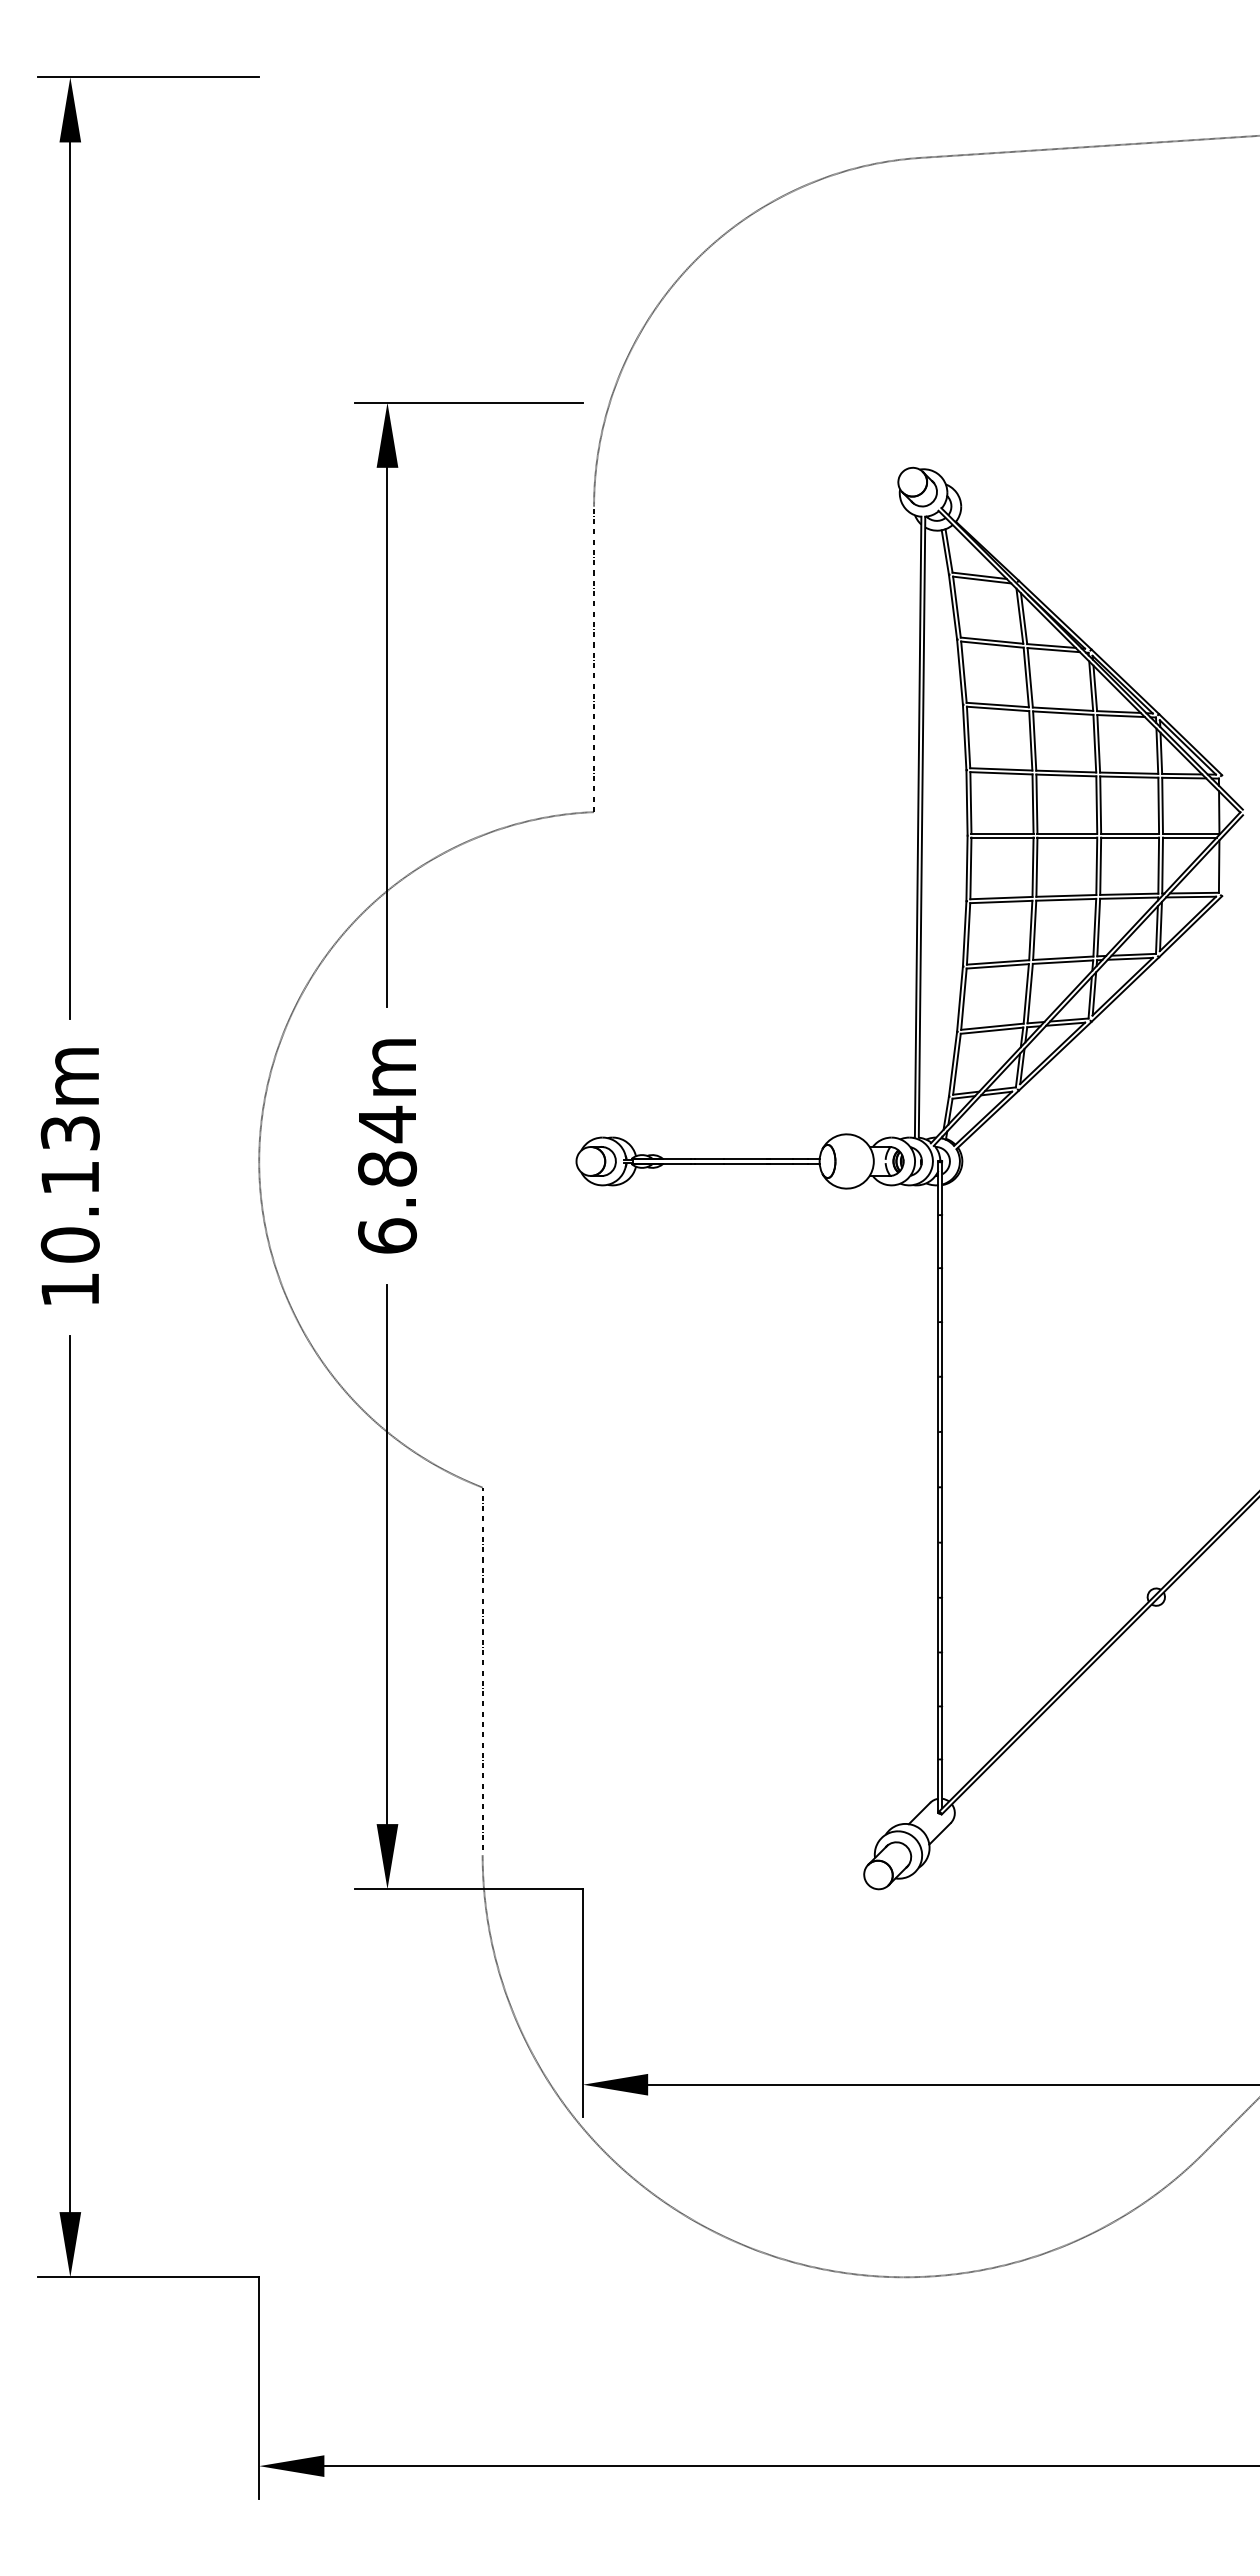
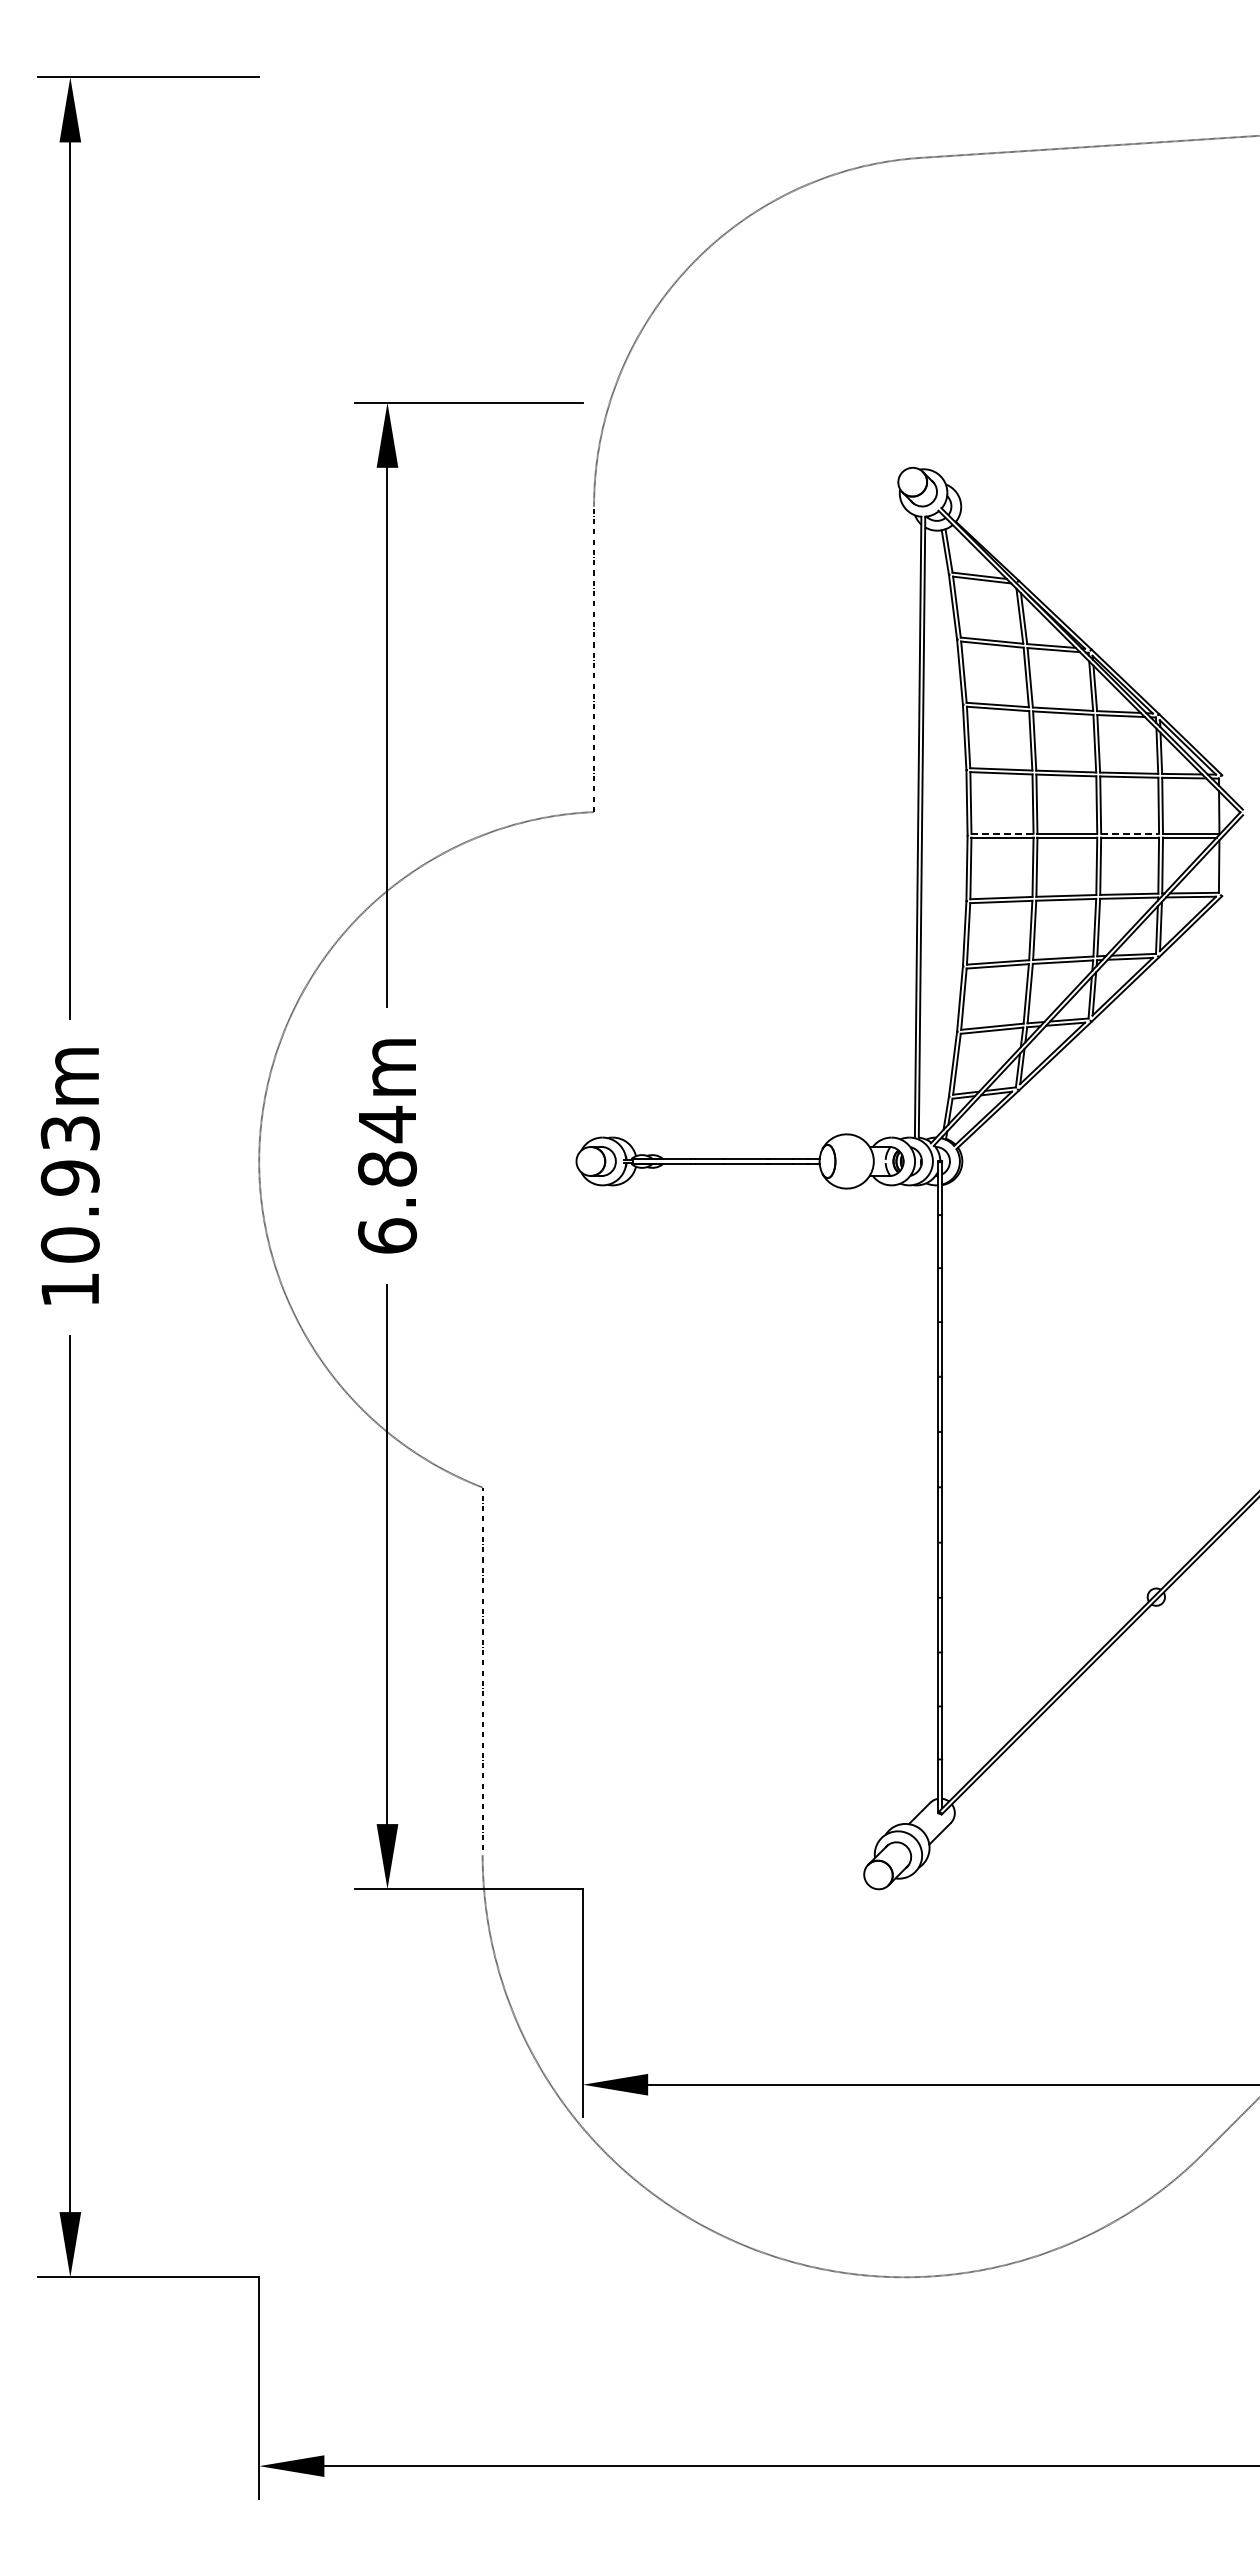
line: solid -> dashed (1002, 833)
line: solid -> dashed (1130, 833)
text: 10.13m -> 10.93m (69, 1177)
